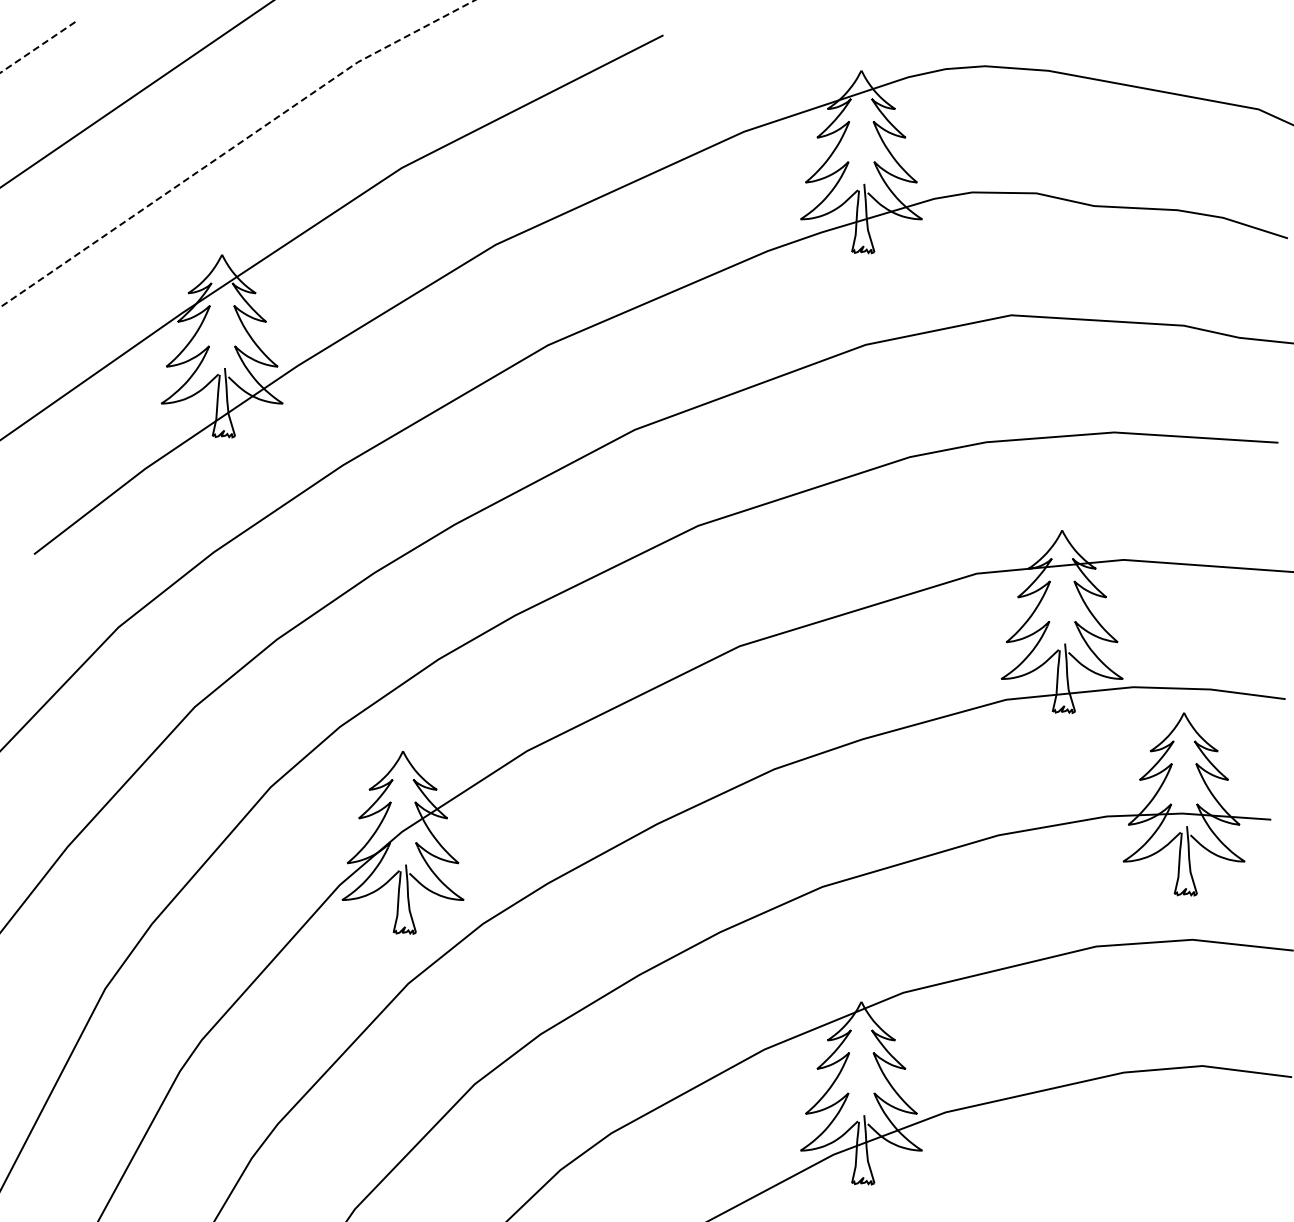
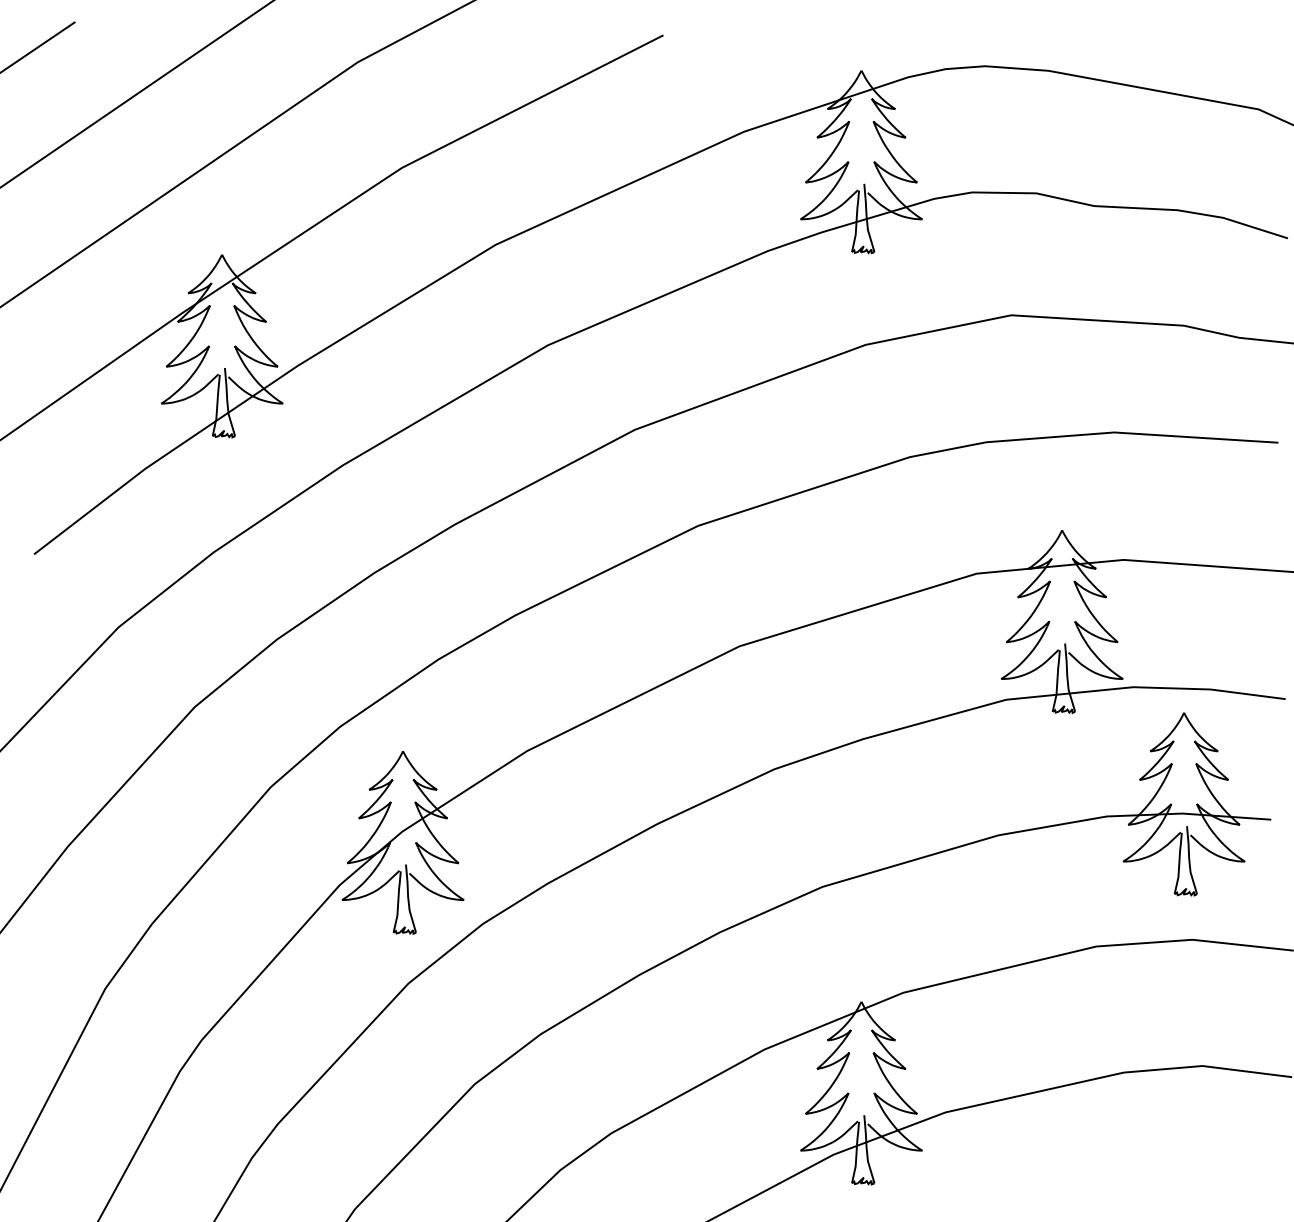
line: dashed -> solid (37, 47)
line: dashed -> solid (234, 146)
